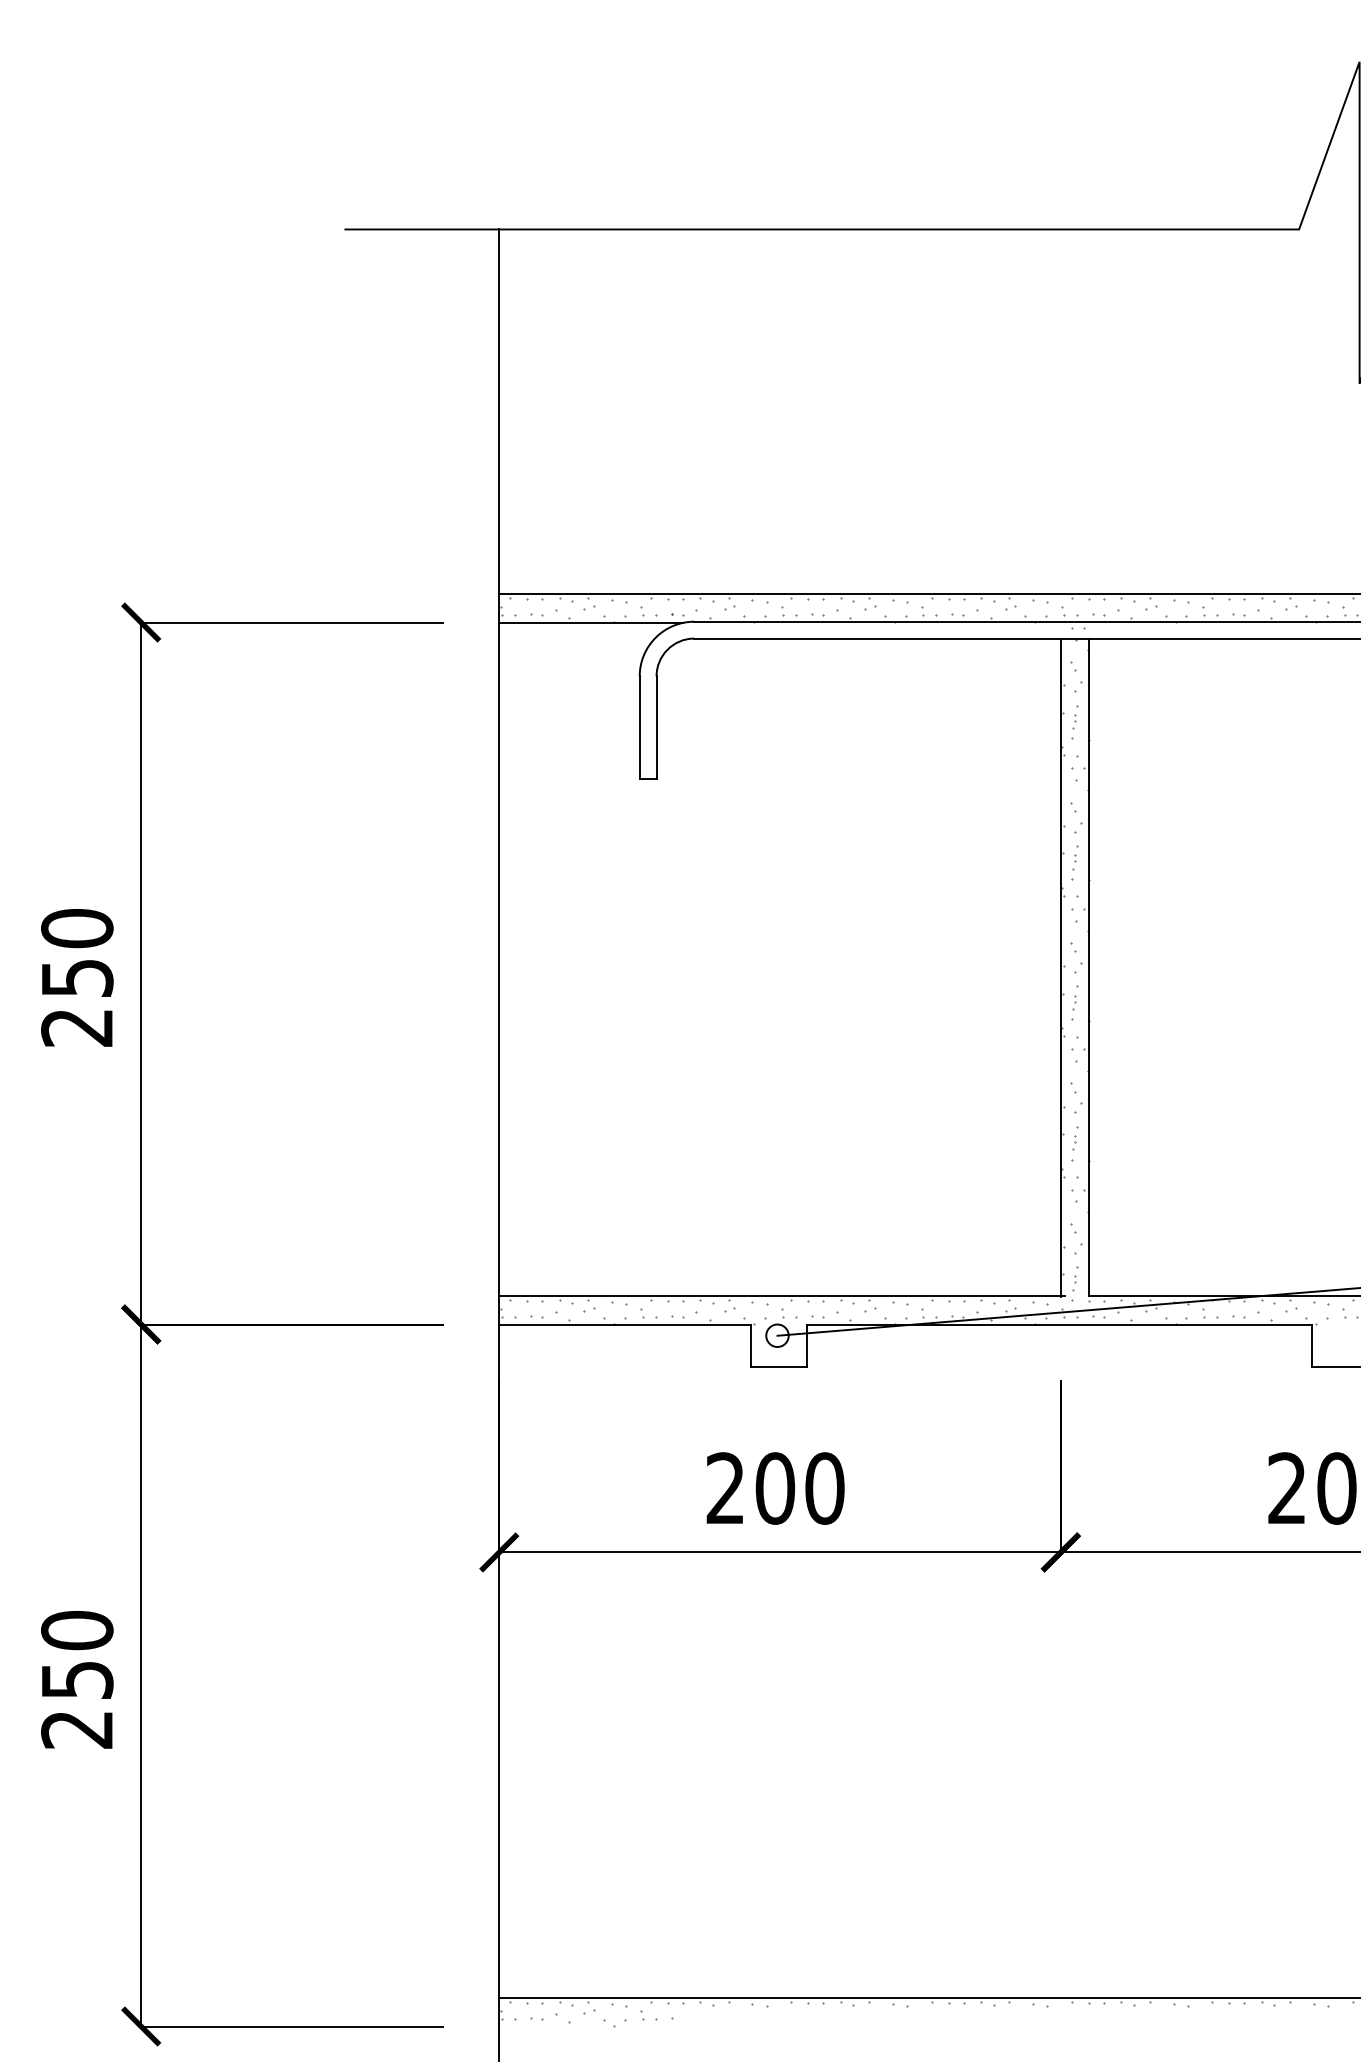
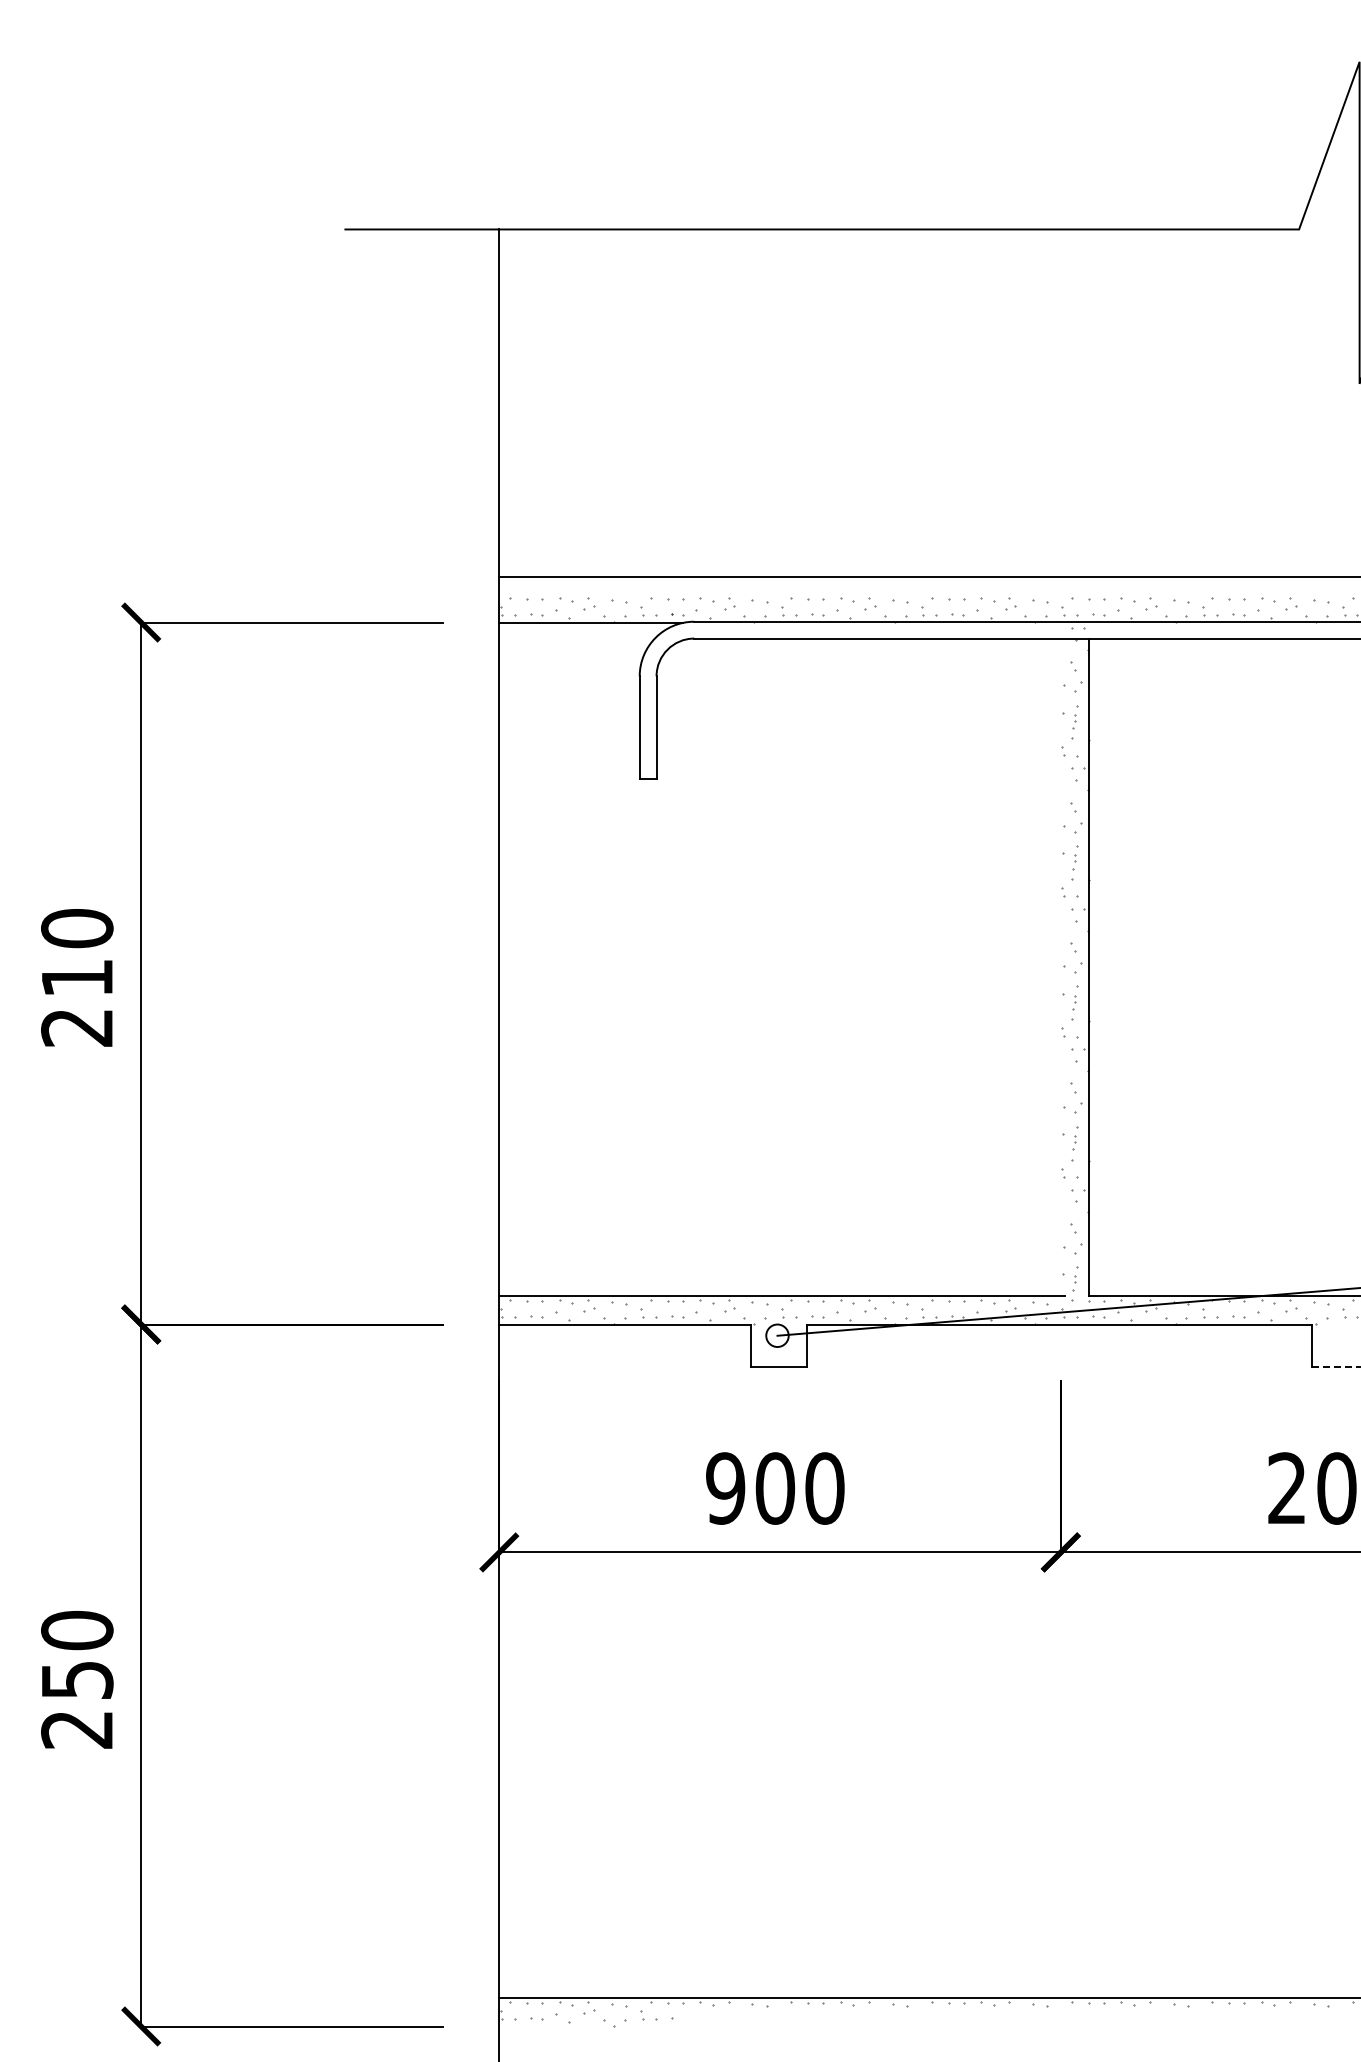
line position: (928, 594) -> (928, 577) (928, 577)
line: present -> none (1060, 967)
text: 250 -> 210 (77, 978)
line: solid -> dashed (1336, 1366)
text: 200 -> 900 (725, 1488)
